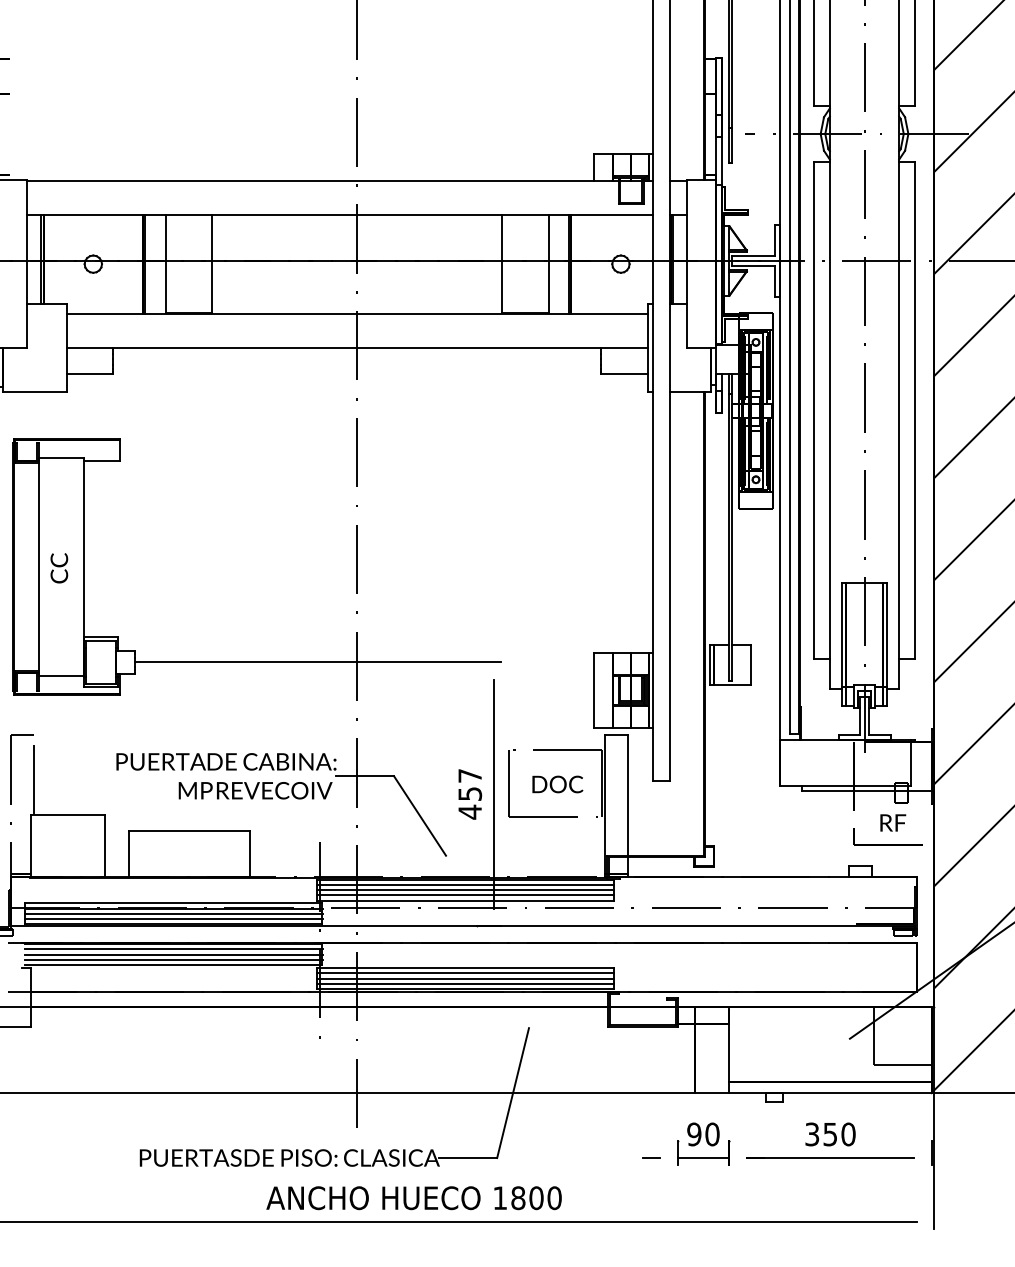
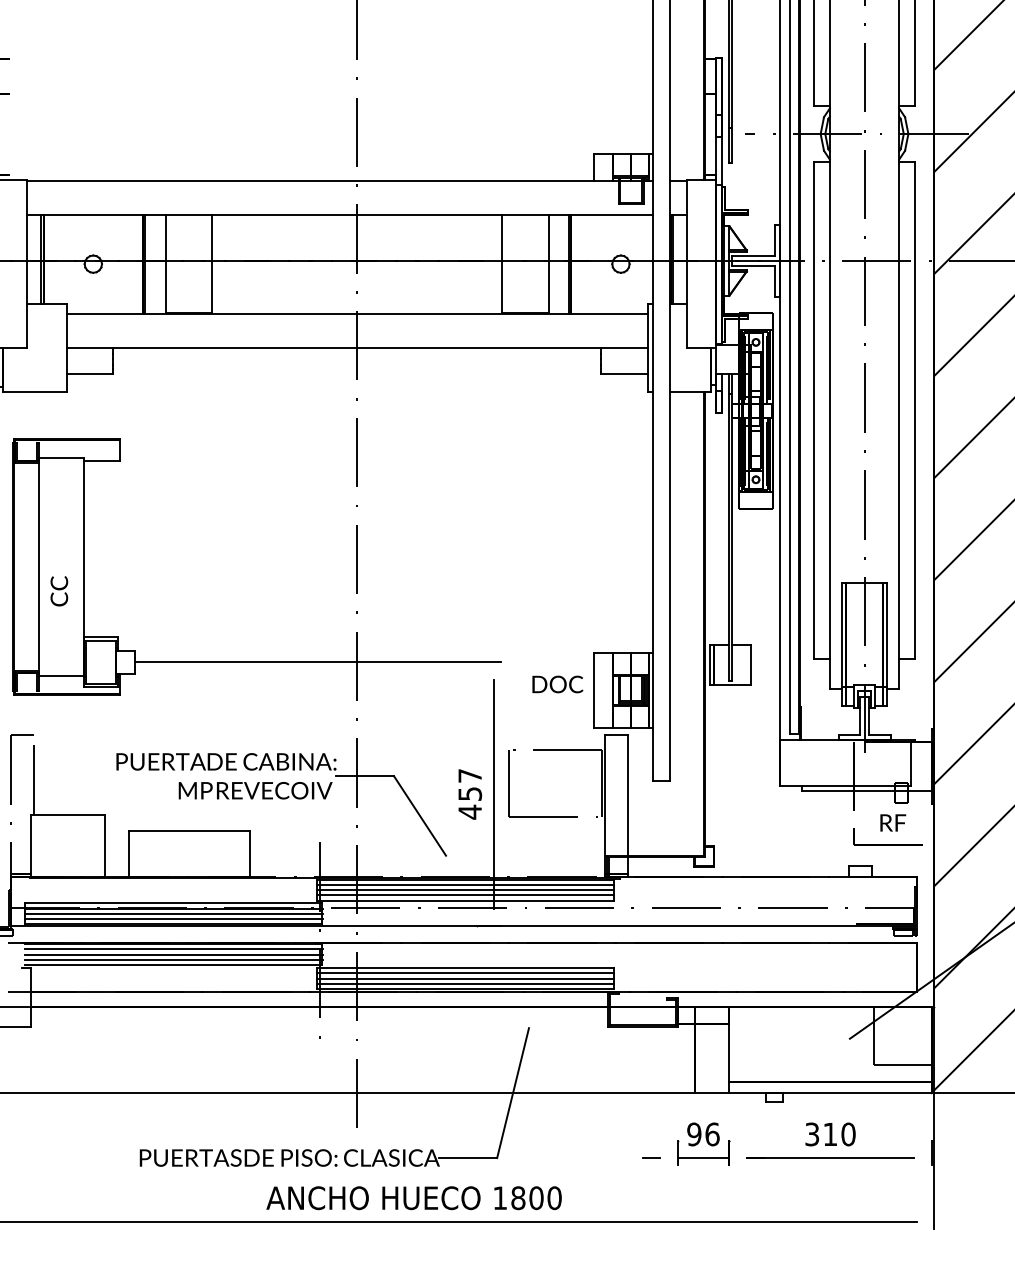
text position: (59, 568) -> (59, 591) (59, 591)
text position: (557, 784) -> (557, 684) (557, 684)
text: 90 -> 96 (712, 1134)
text: 350 -> 310 (829, 1134)
